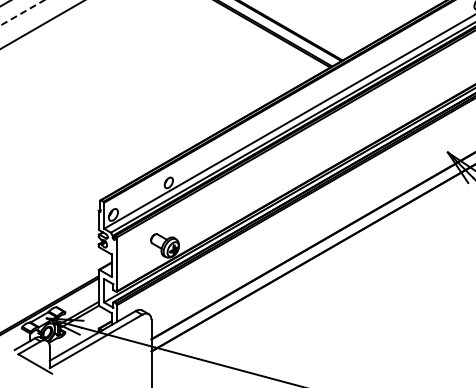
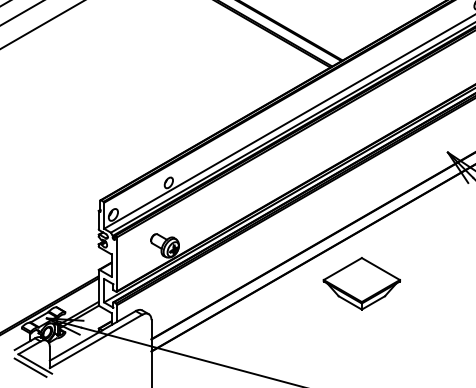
line: dashed -> solid (22, 12)
part: none -> present (361, 283)
line: none -> present (30, 367)
